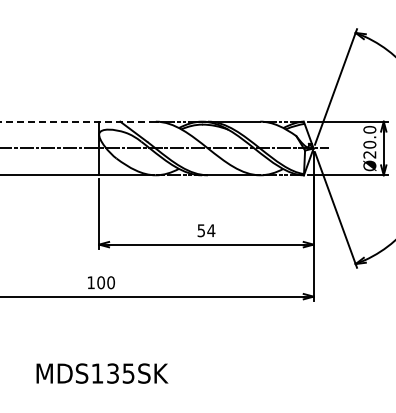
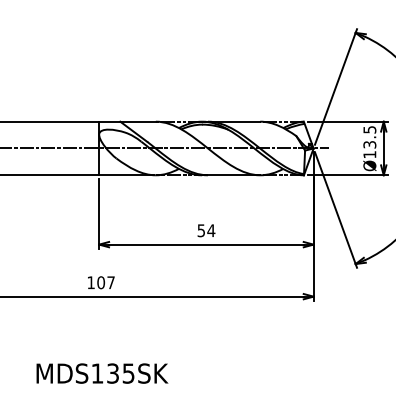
line: dashed -> solid (77, 121)
text: Ø20.0 -> Ø13.5 (369, 142)
text: 100 -> 107 (110, 282)
